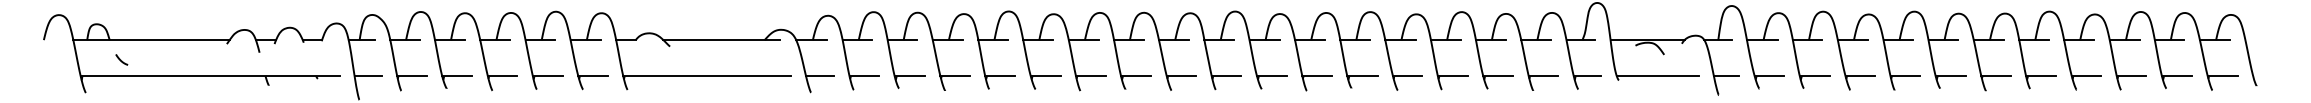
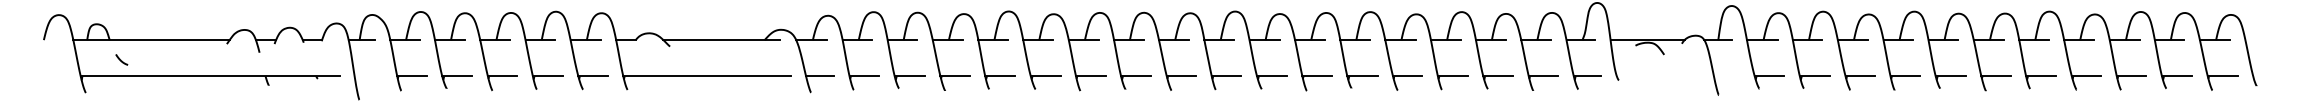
line: present -> none (367, 76)
line: present -> none (1657, 76)
line: present -> none (1726, 76)
